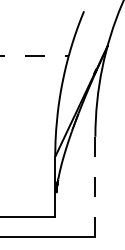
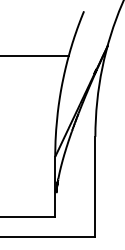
line: dashed -> solid (34, 56)
line: dashed -> solid (95, 187)
